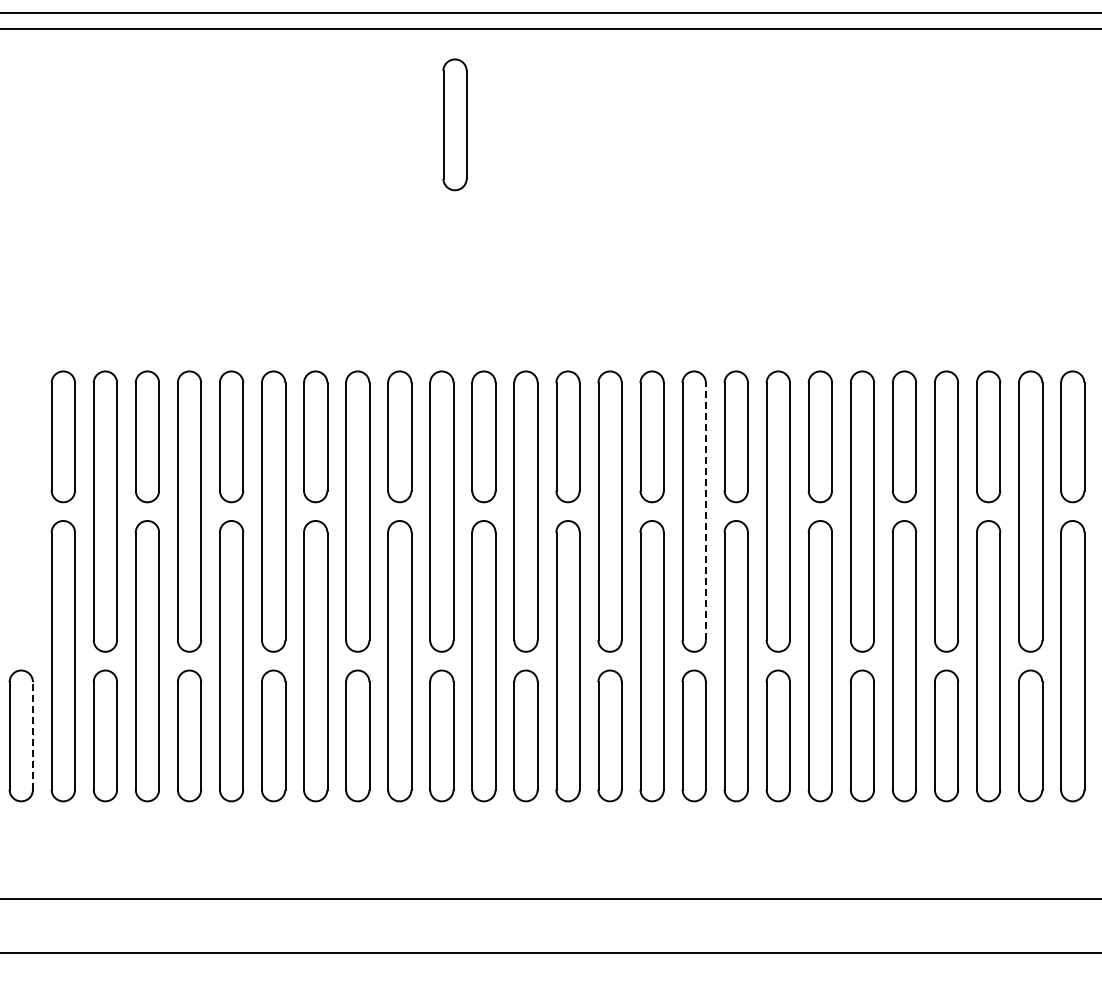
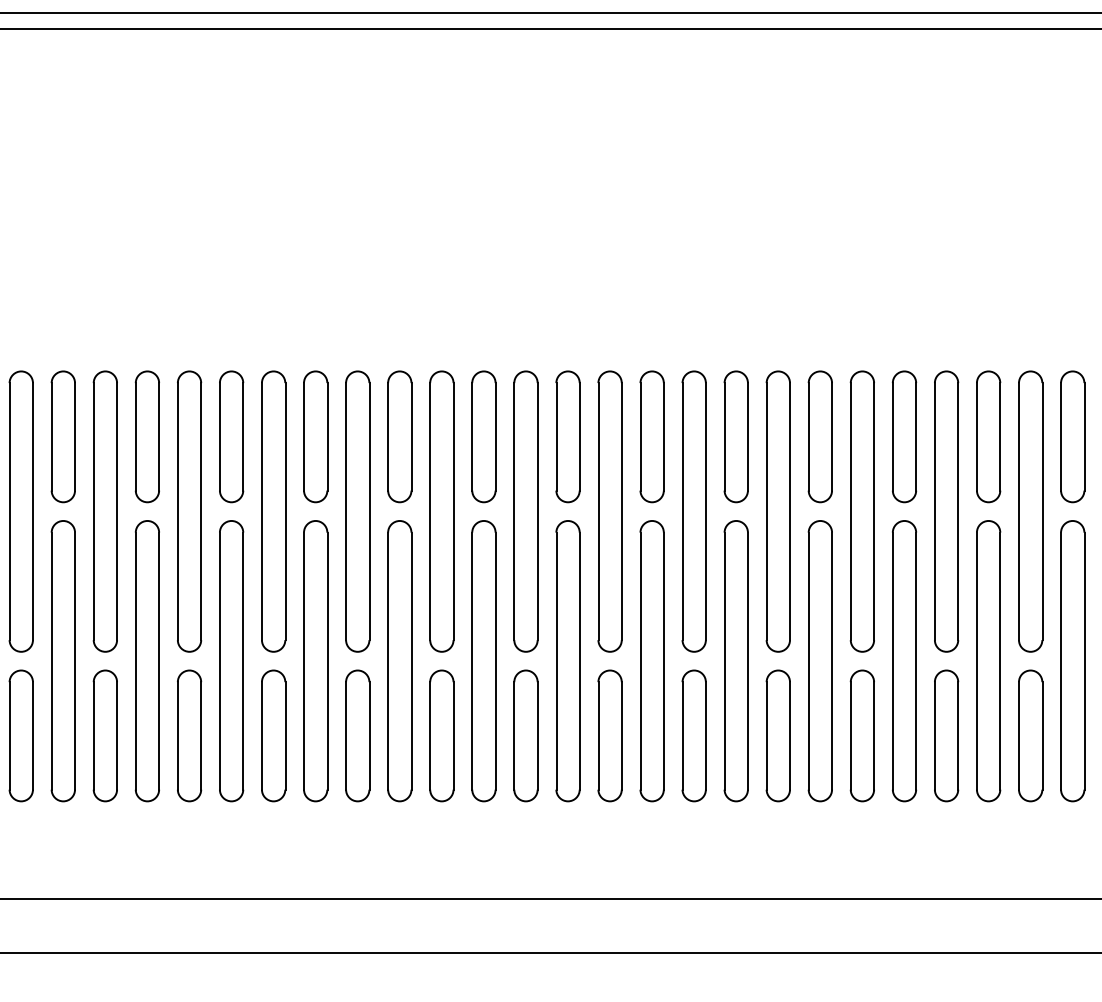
part: present -> none (454, 124)
part: none -> present (20, 511)
line: dashed -> solid (706, 511)
line: dashed -> solid (33, 735)
